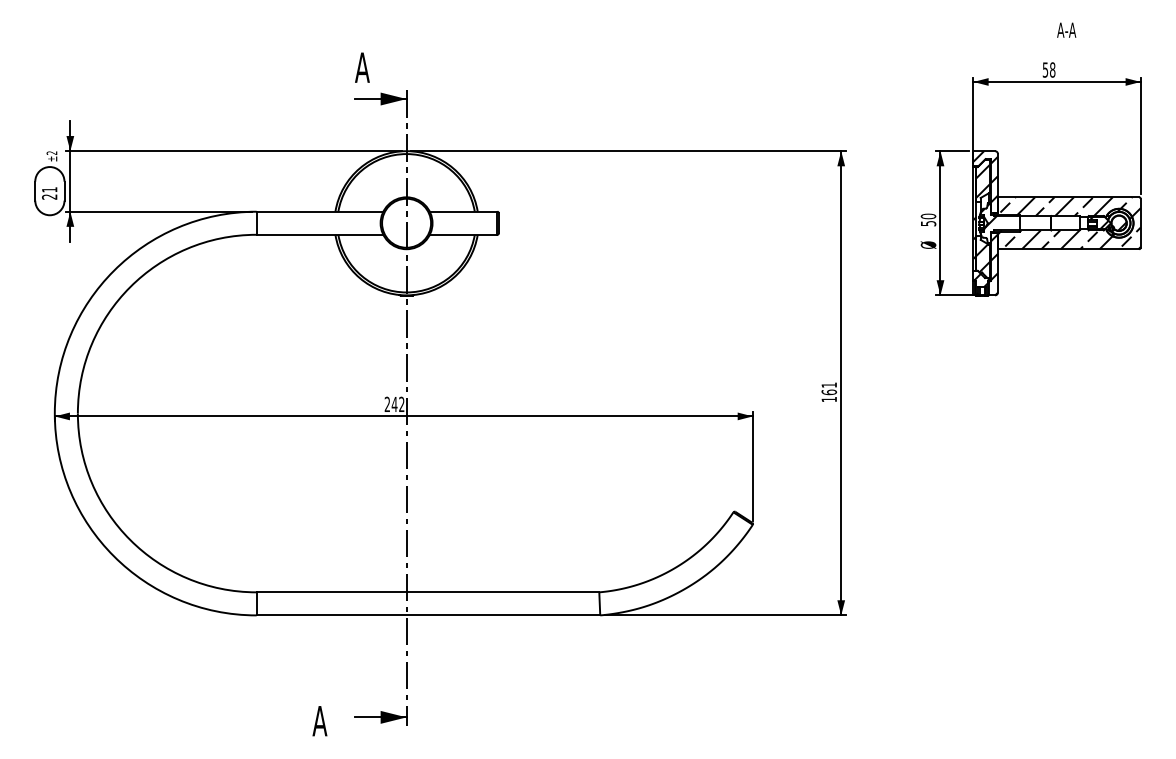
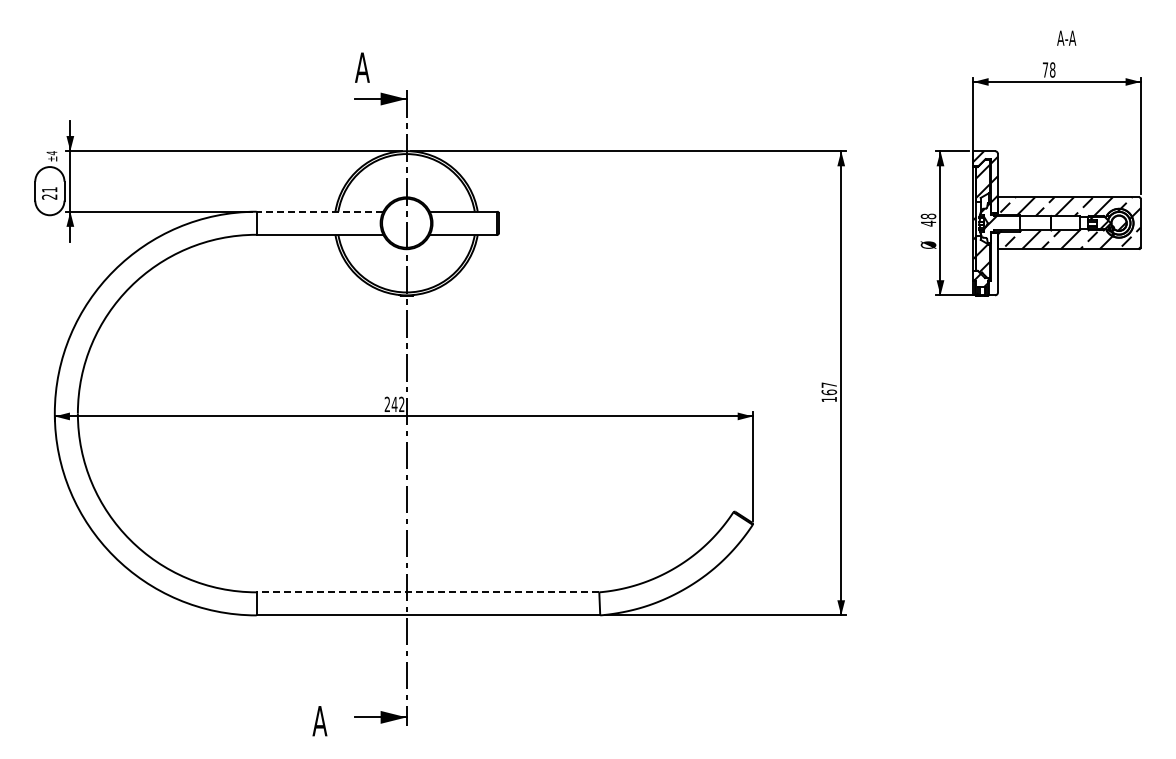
text position: (1066, 29) -> (1066, 37) (1066, 37)
text: 58 -> 78 (1045, 69)
text: ±2 -> ±4 (51, 153)
line: solid -> dashed (319, 211)
text: 50 -> 48 (928, 219)
hatch: present -> none (992, 264)
text: 161 -> 167 (828, 384)
line: solid -> dashed (427, 592)
